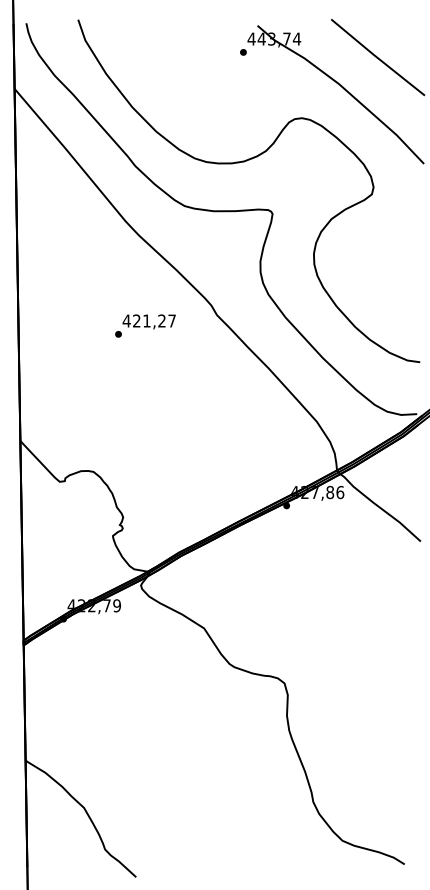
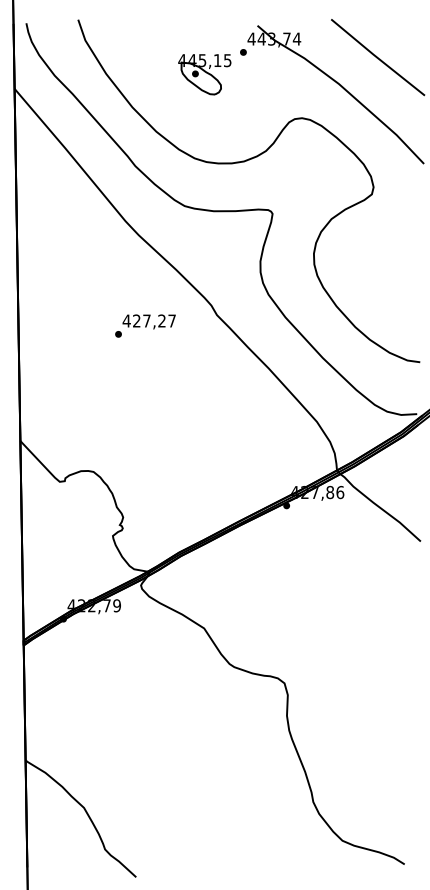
part: none -> present (204, 74)
text: 421,27 -> 427,27 (146, 320)
